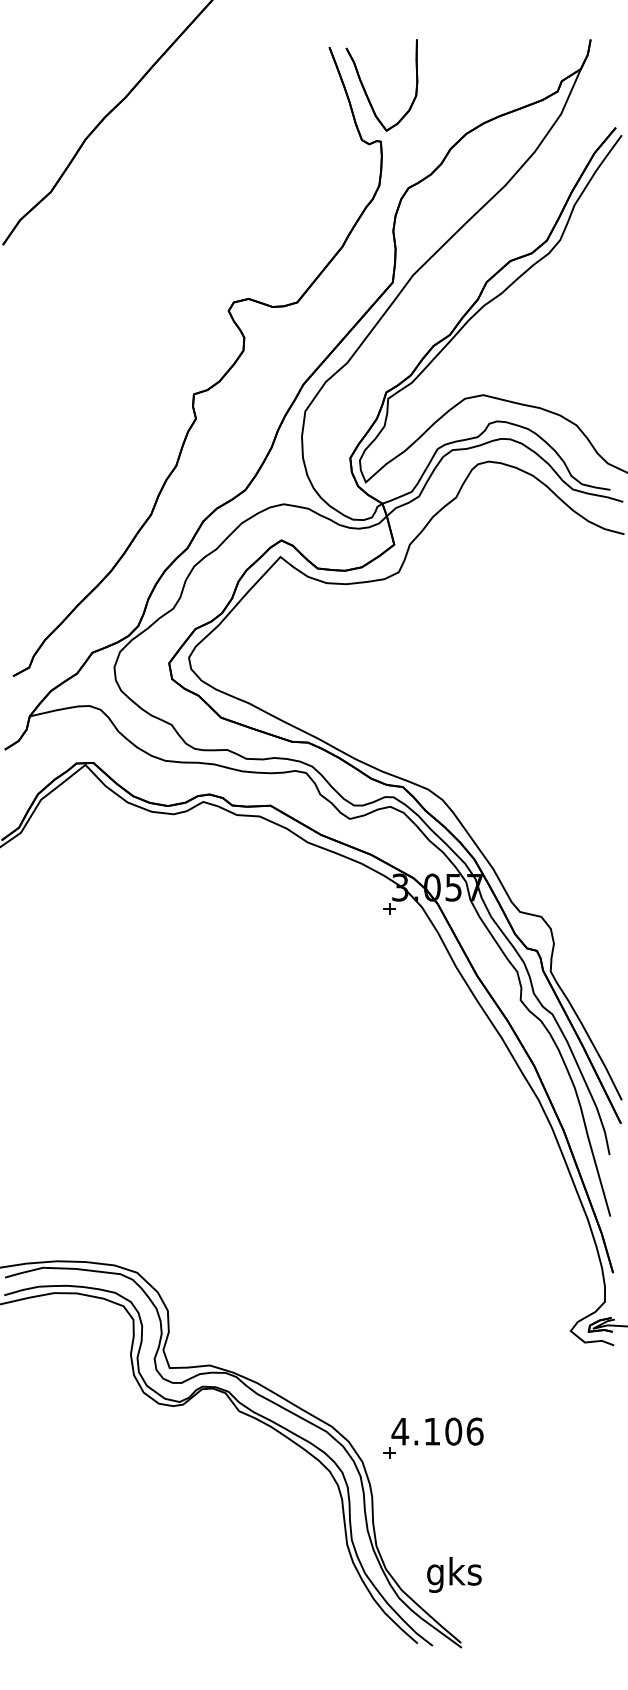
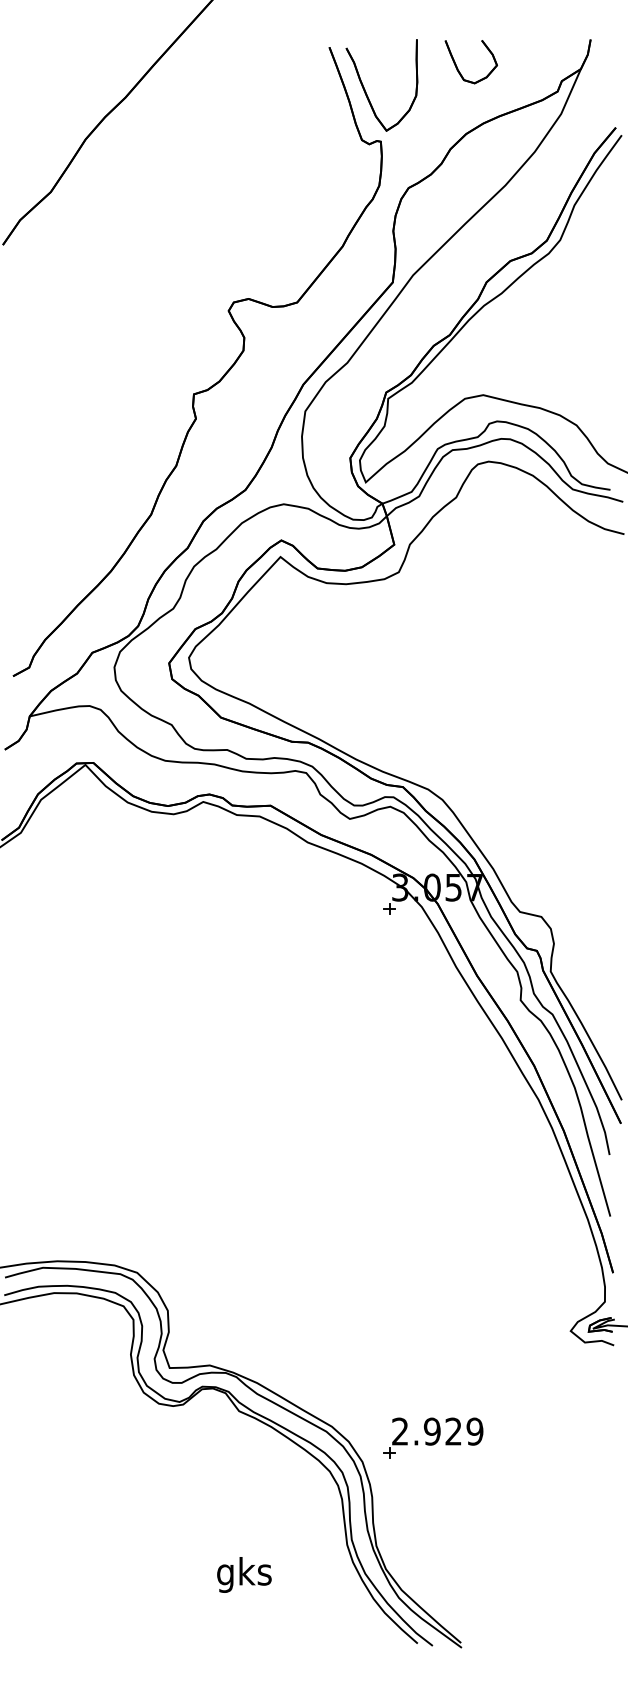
part: none -> present (458, 68)
text: 4.106 -> 2.929 (437, 1431)
text position: (454, 1574) -> (244, 1574) (244, 1574)
